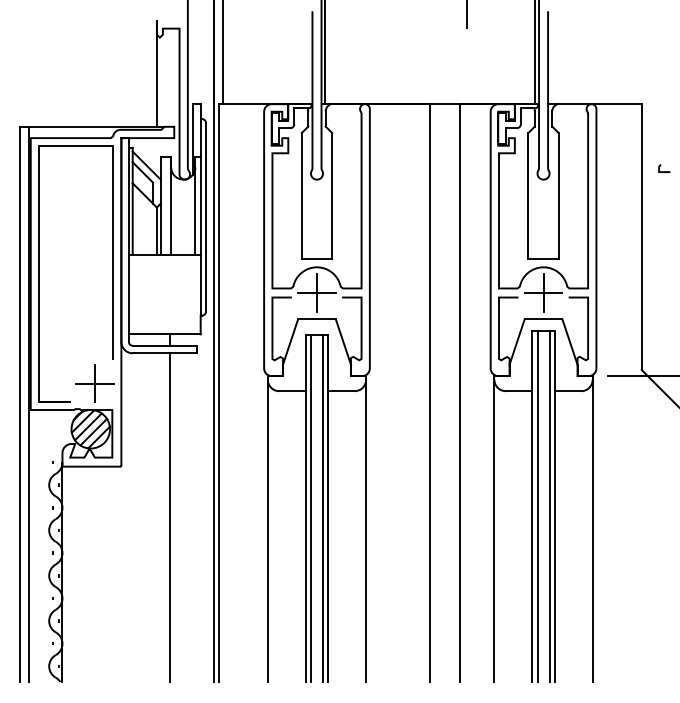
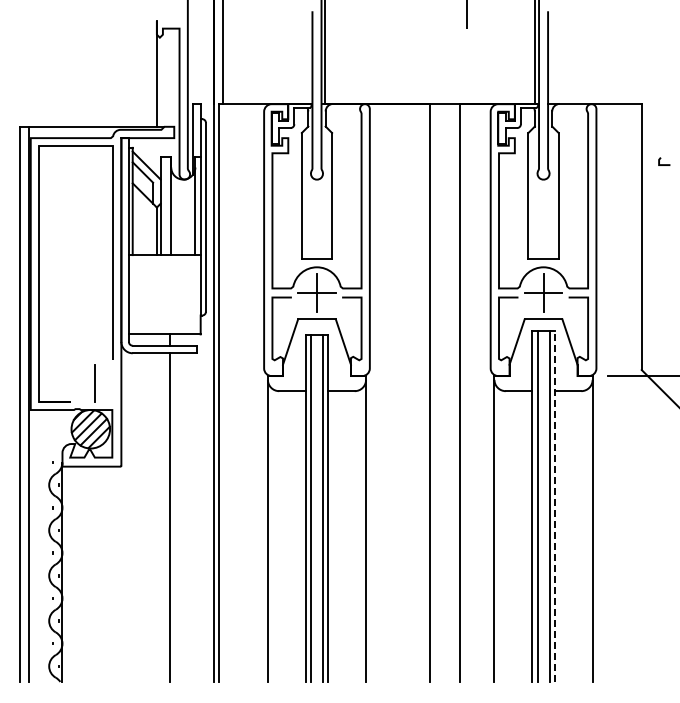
line position: (664, 171) -> (664, 164) (664, 164)
line: present -> none (94, 383)
line: solid -> dashed (554, 506)
